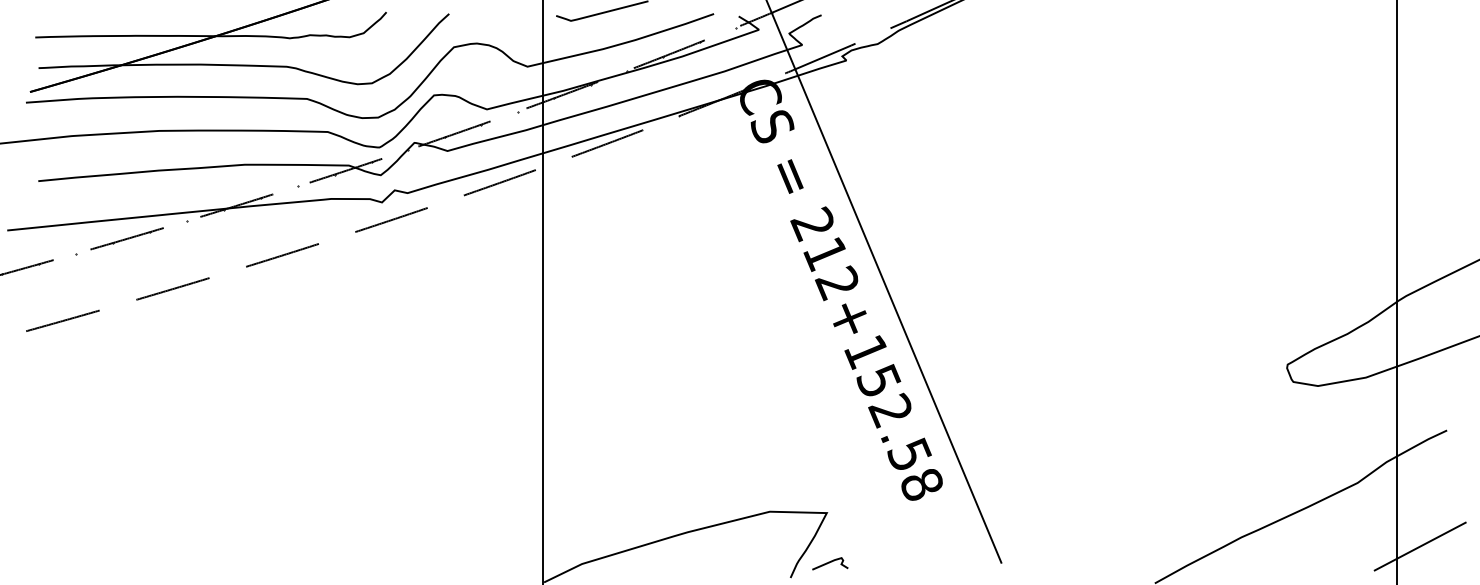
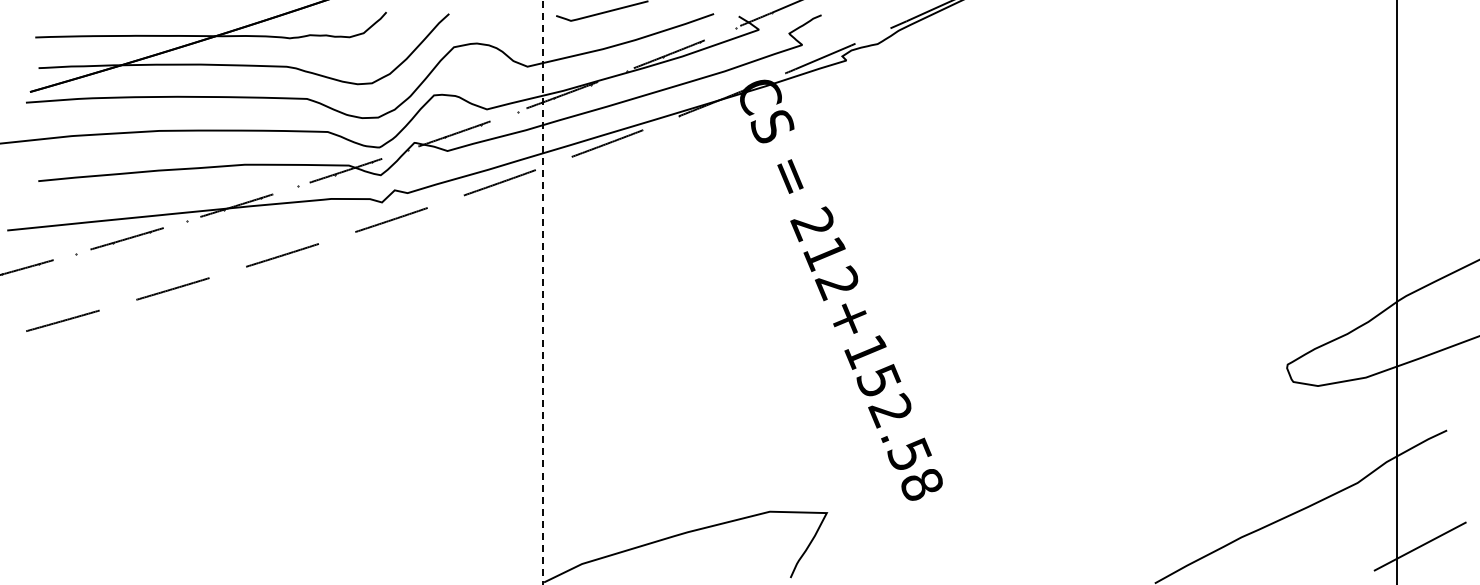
line: present -> none (884, 282)
line: solid -> dashed (542, 292)
curve: present -> none (830, 562)
